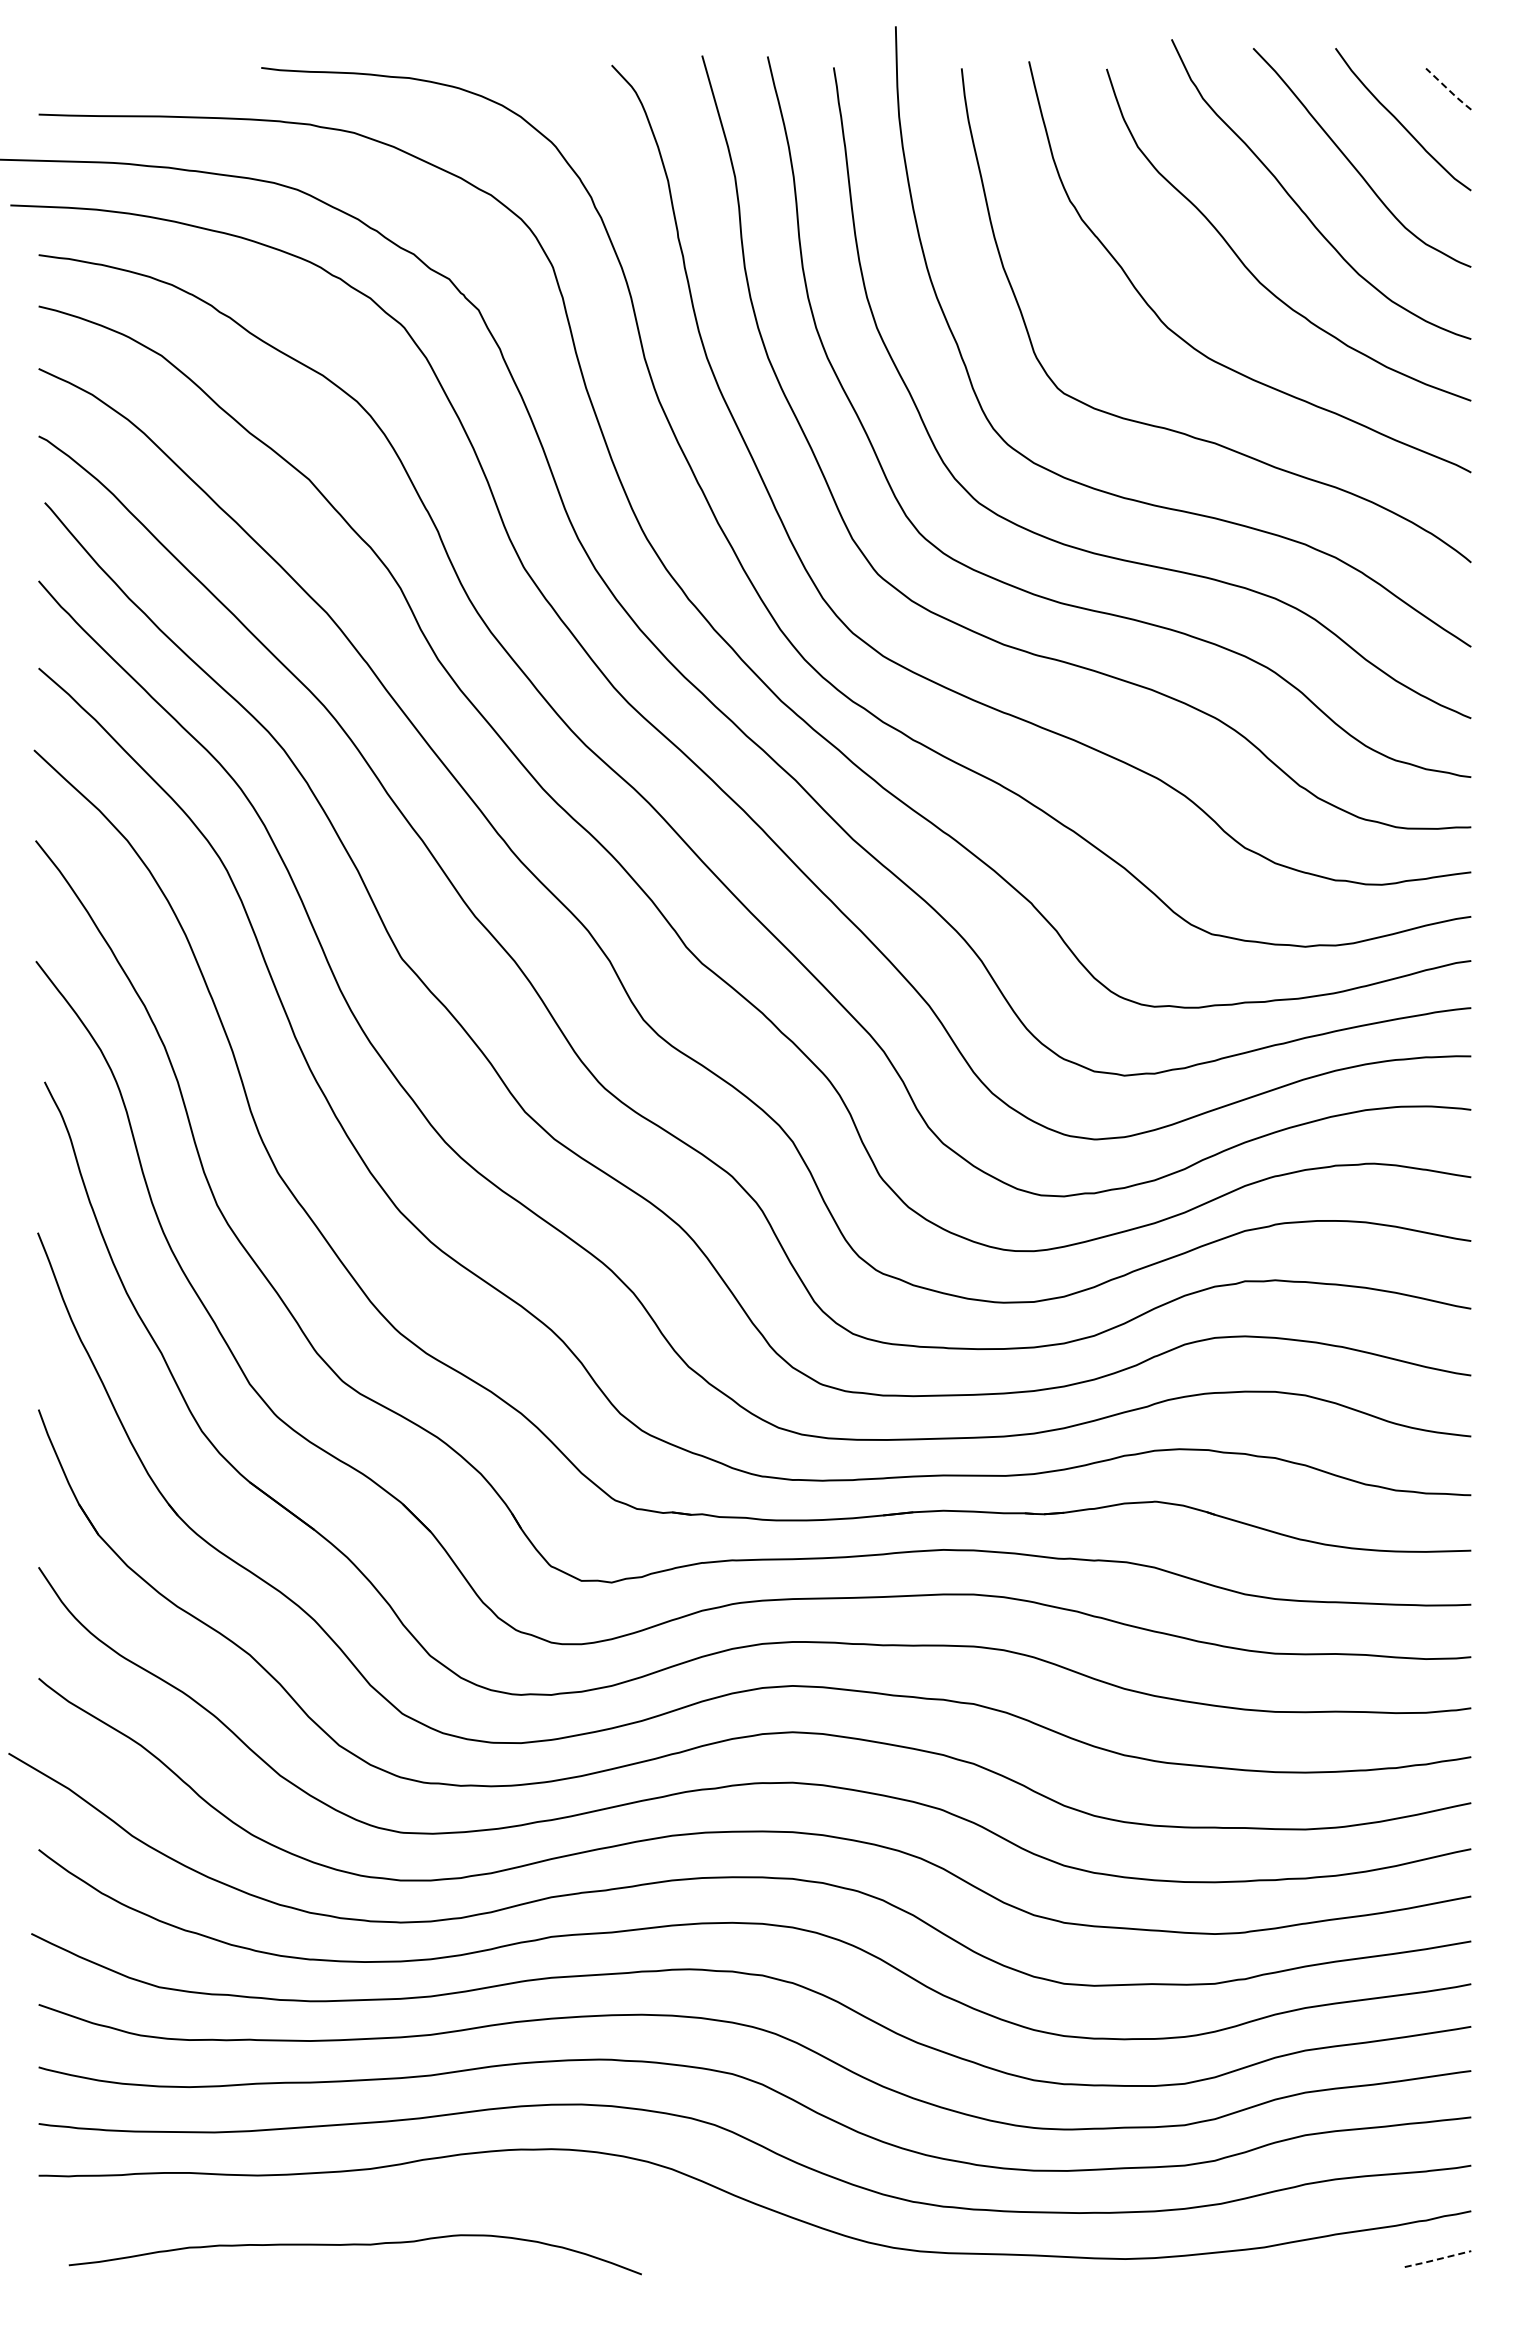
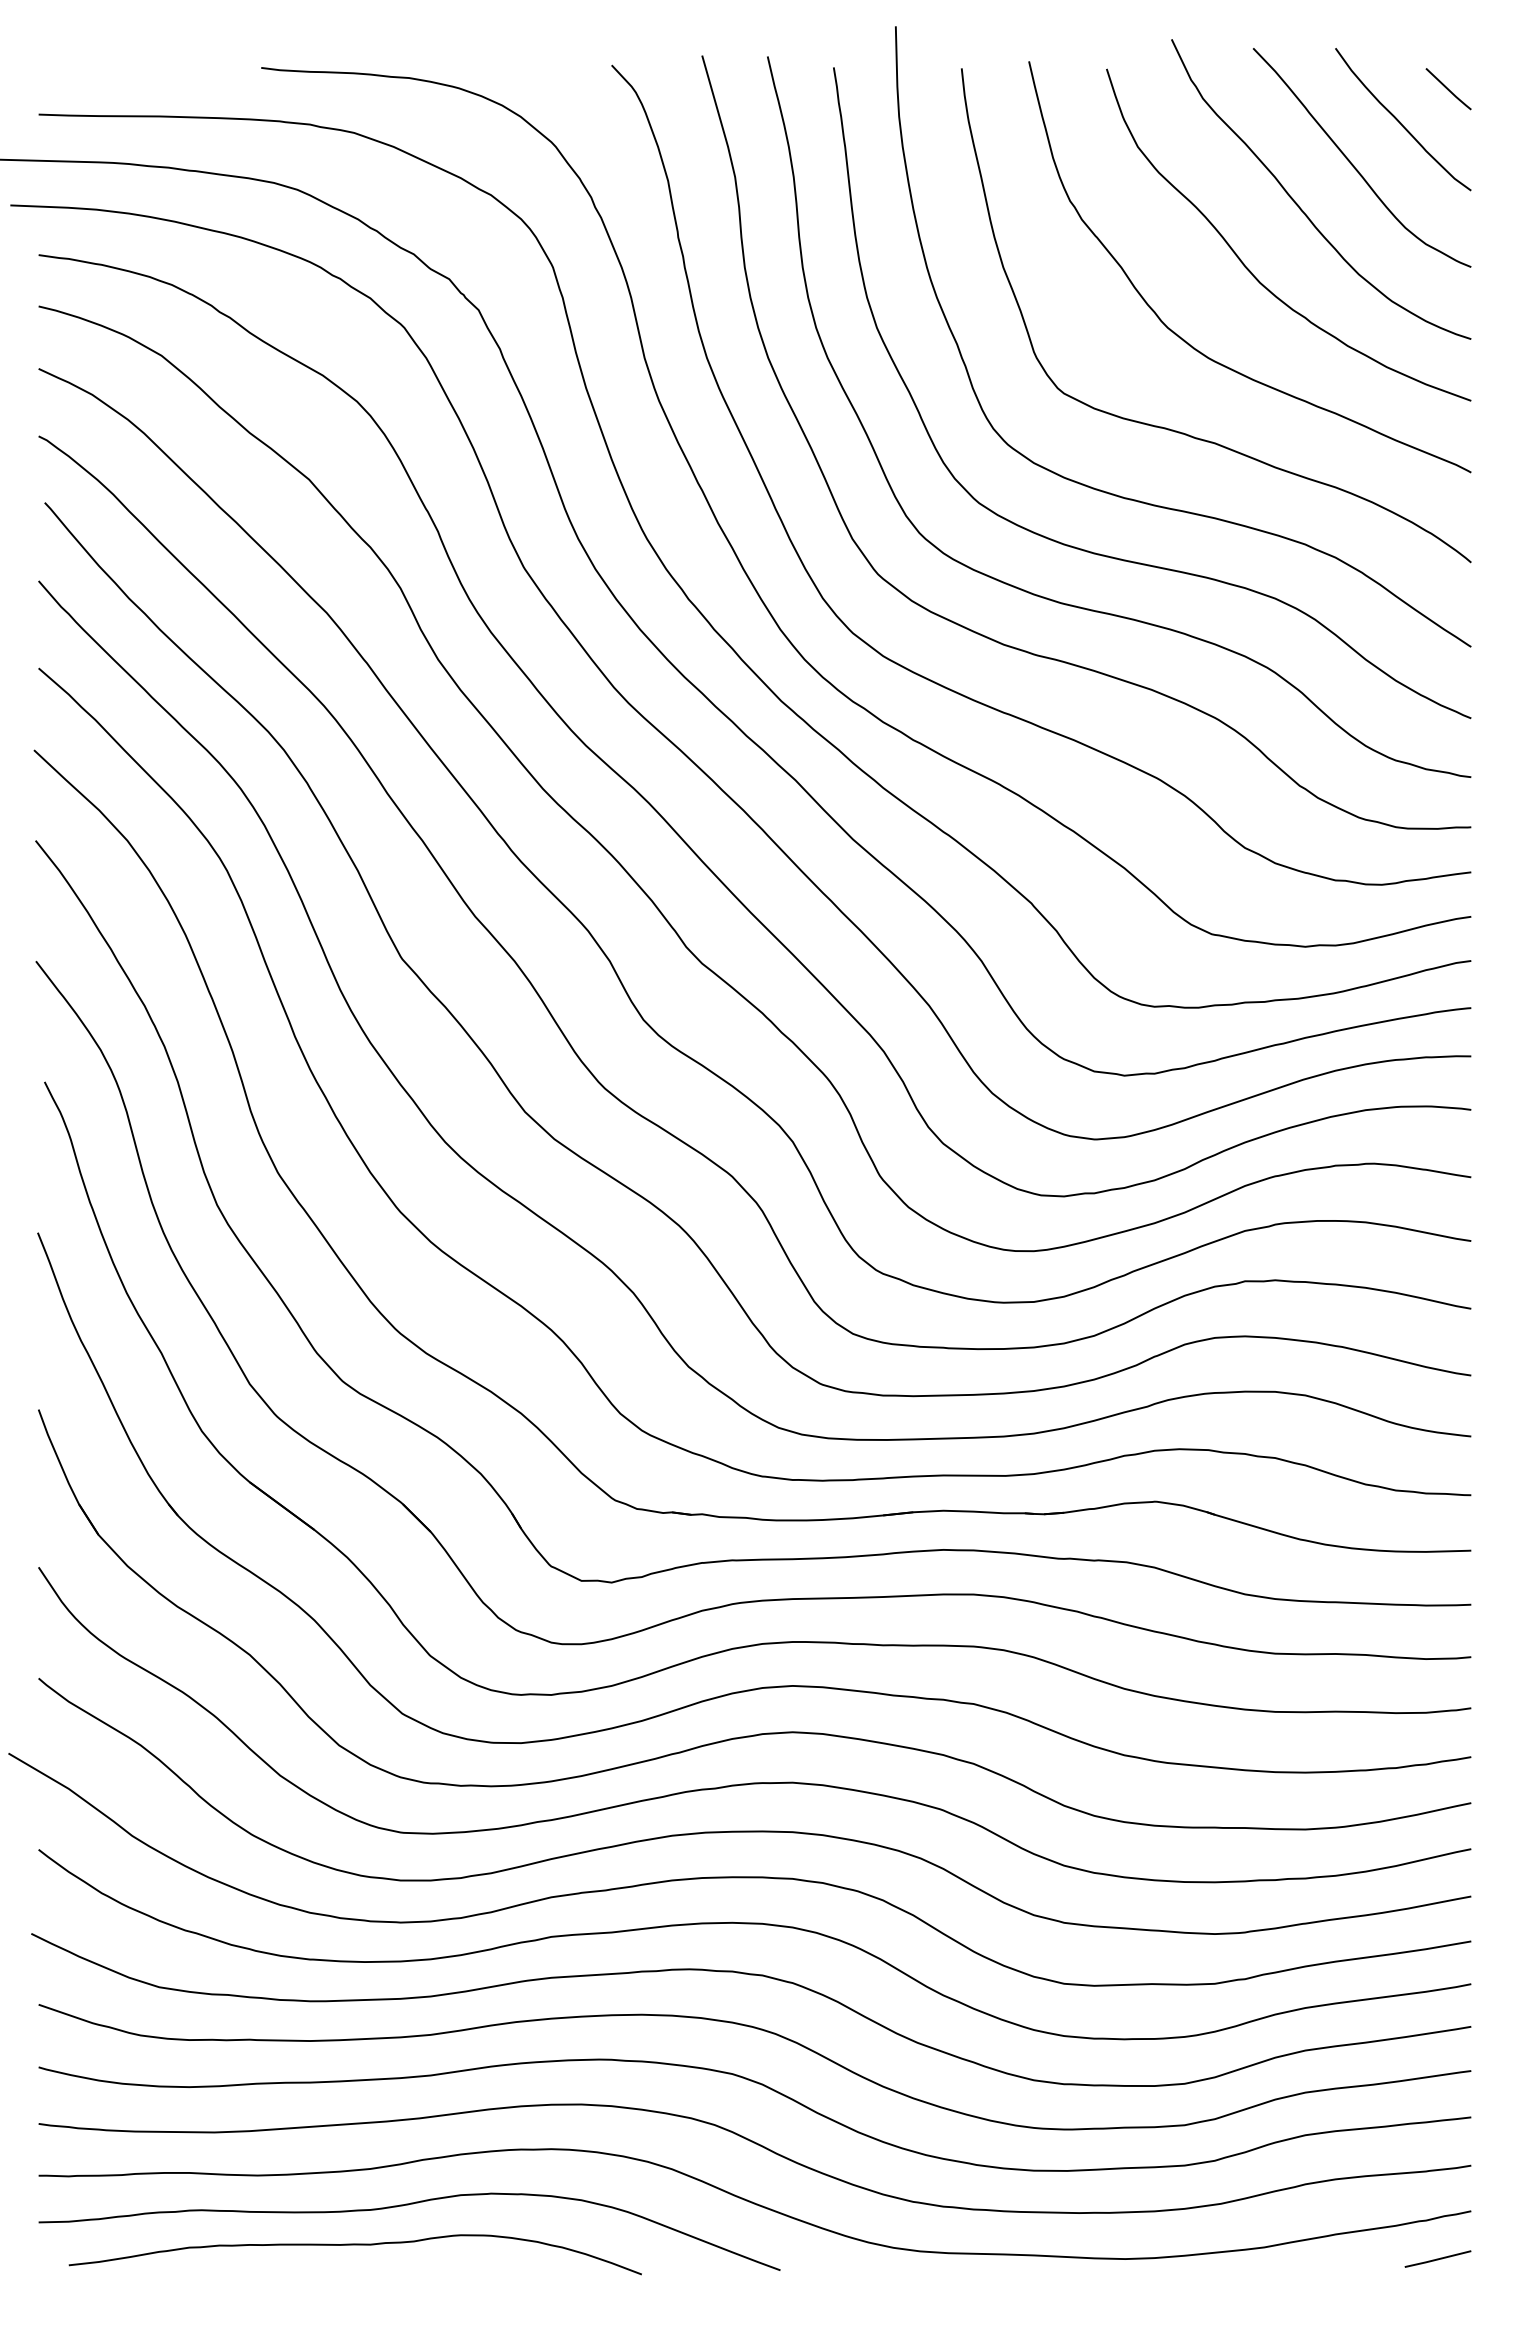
line: dashed -> solid (1449, 90)
curve: none -> present (403, 2206)
line: dashed -> solid (1437, 2259)
